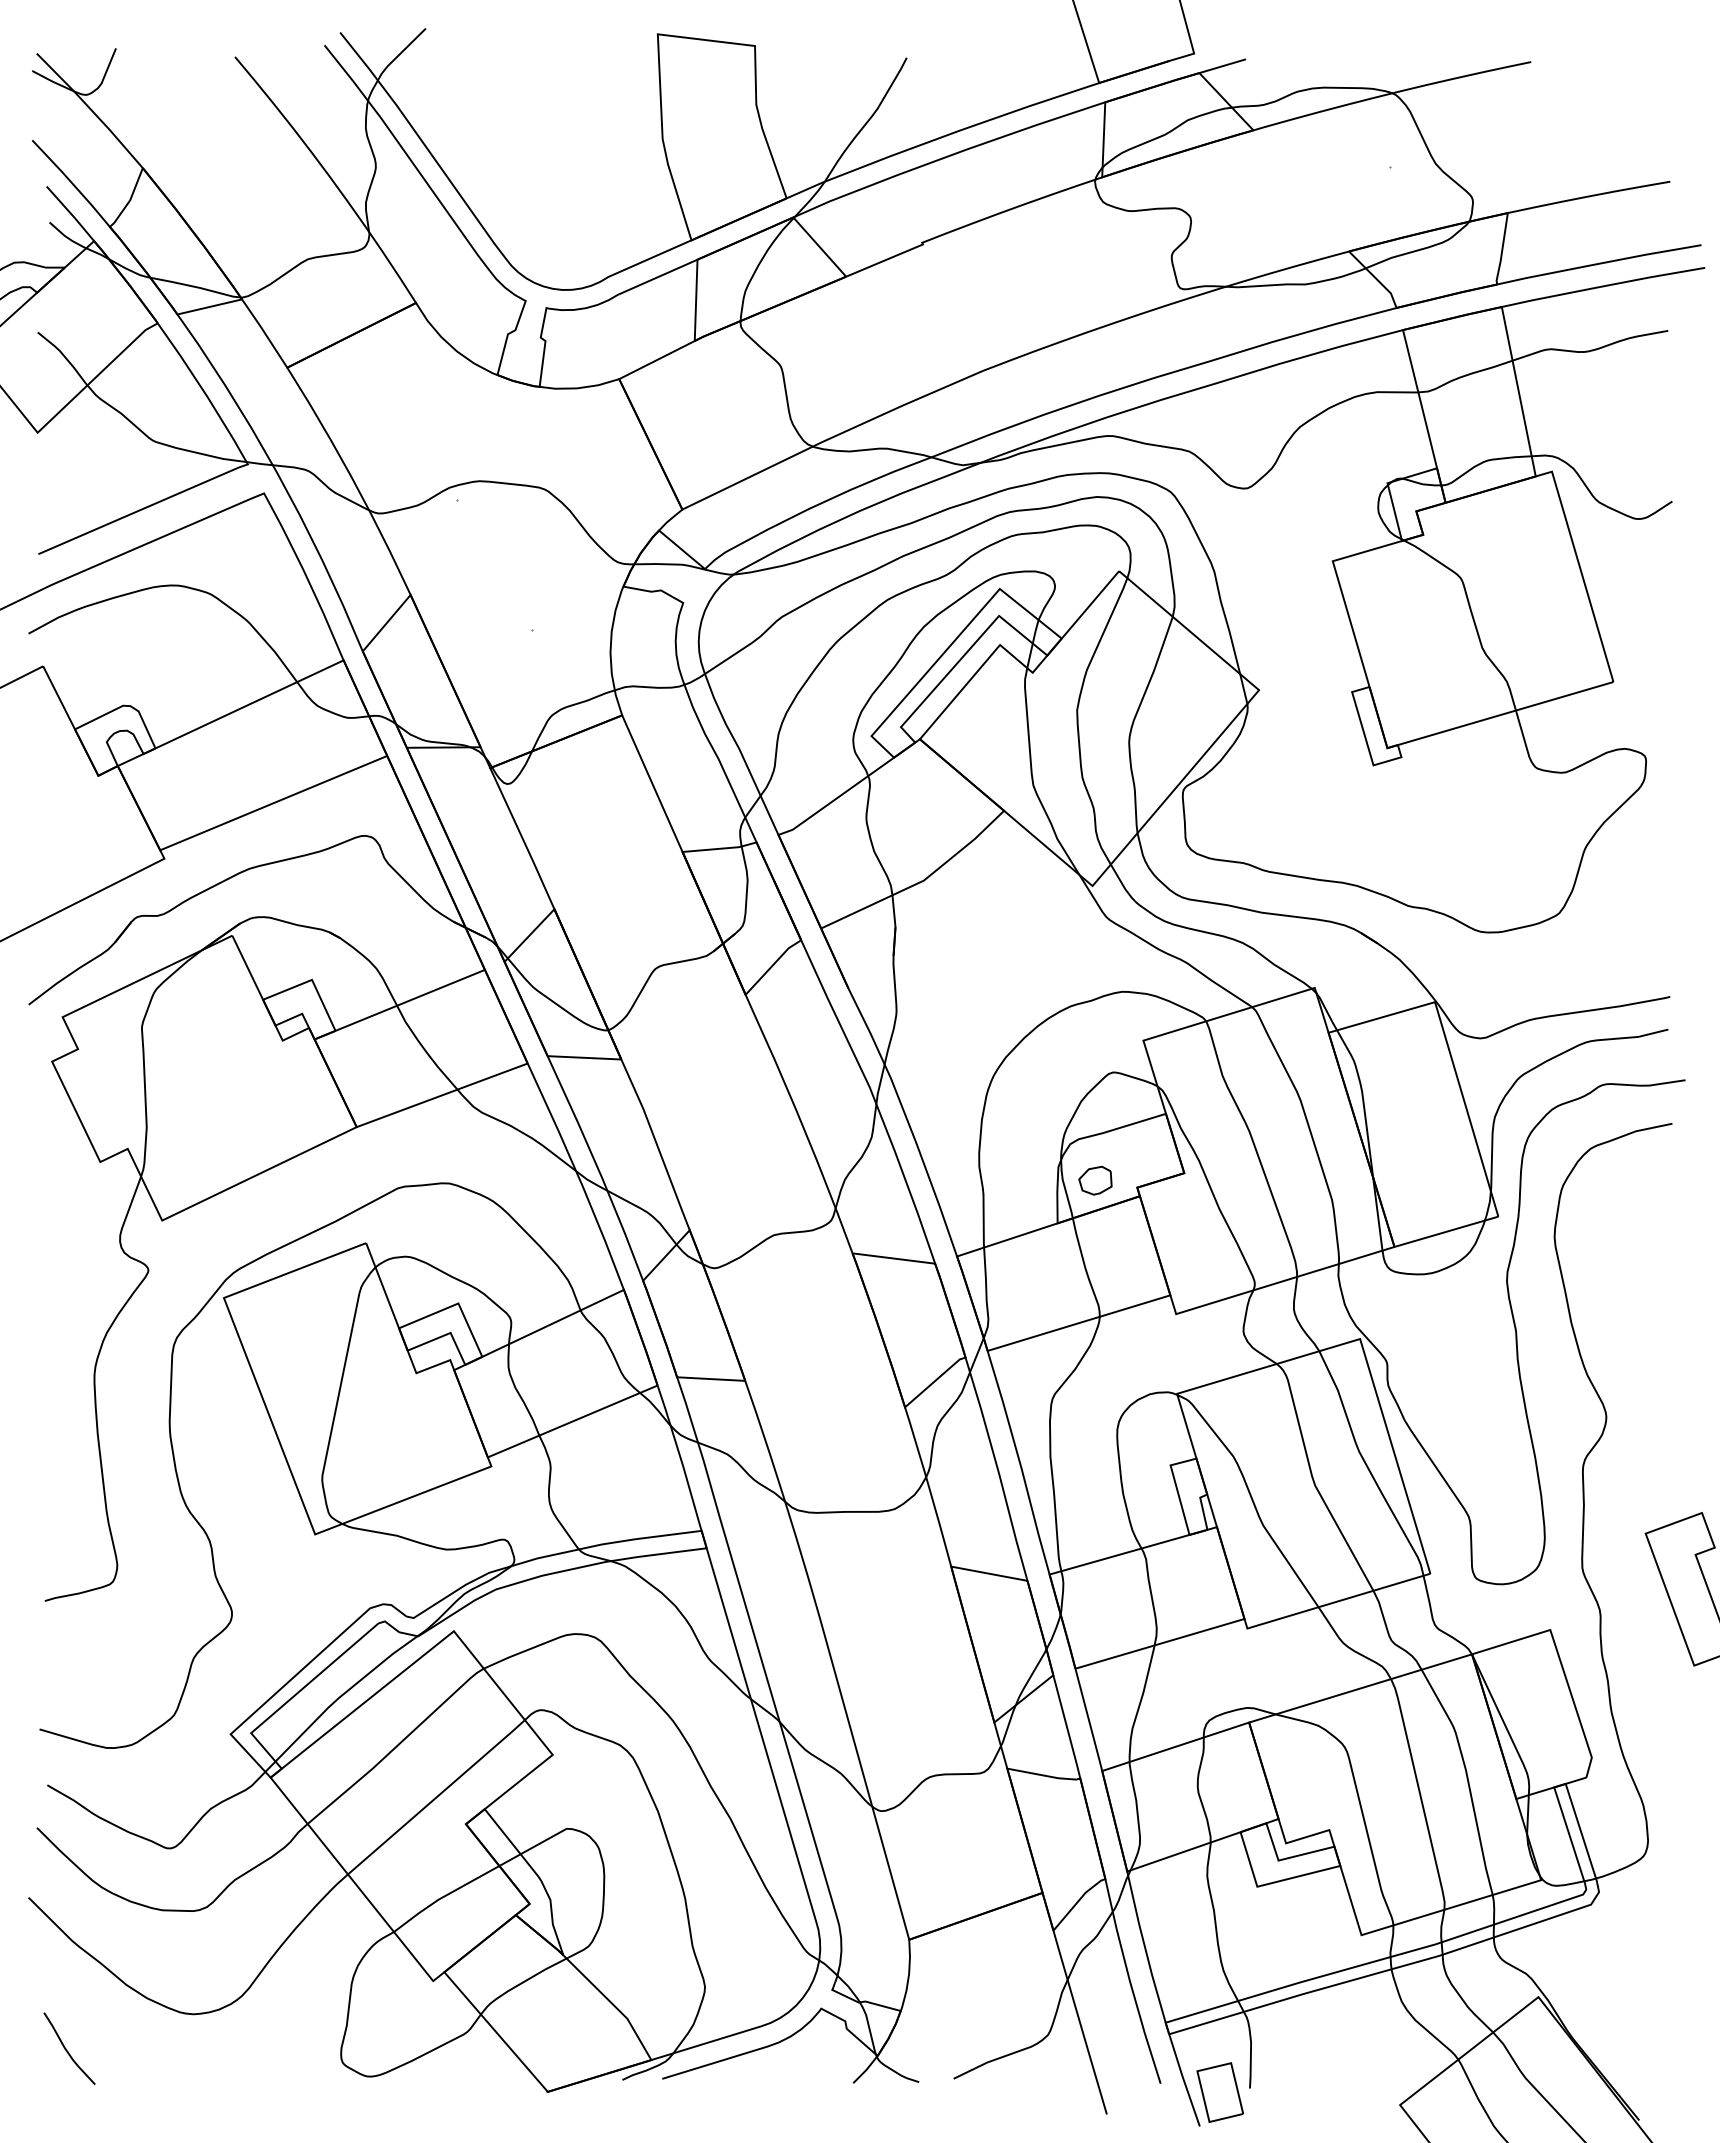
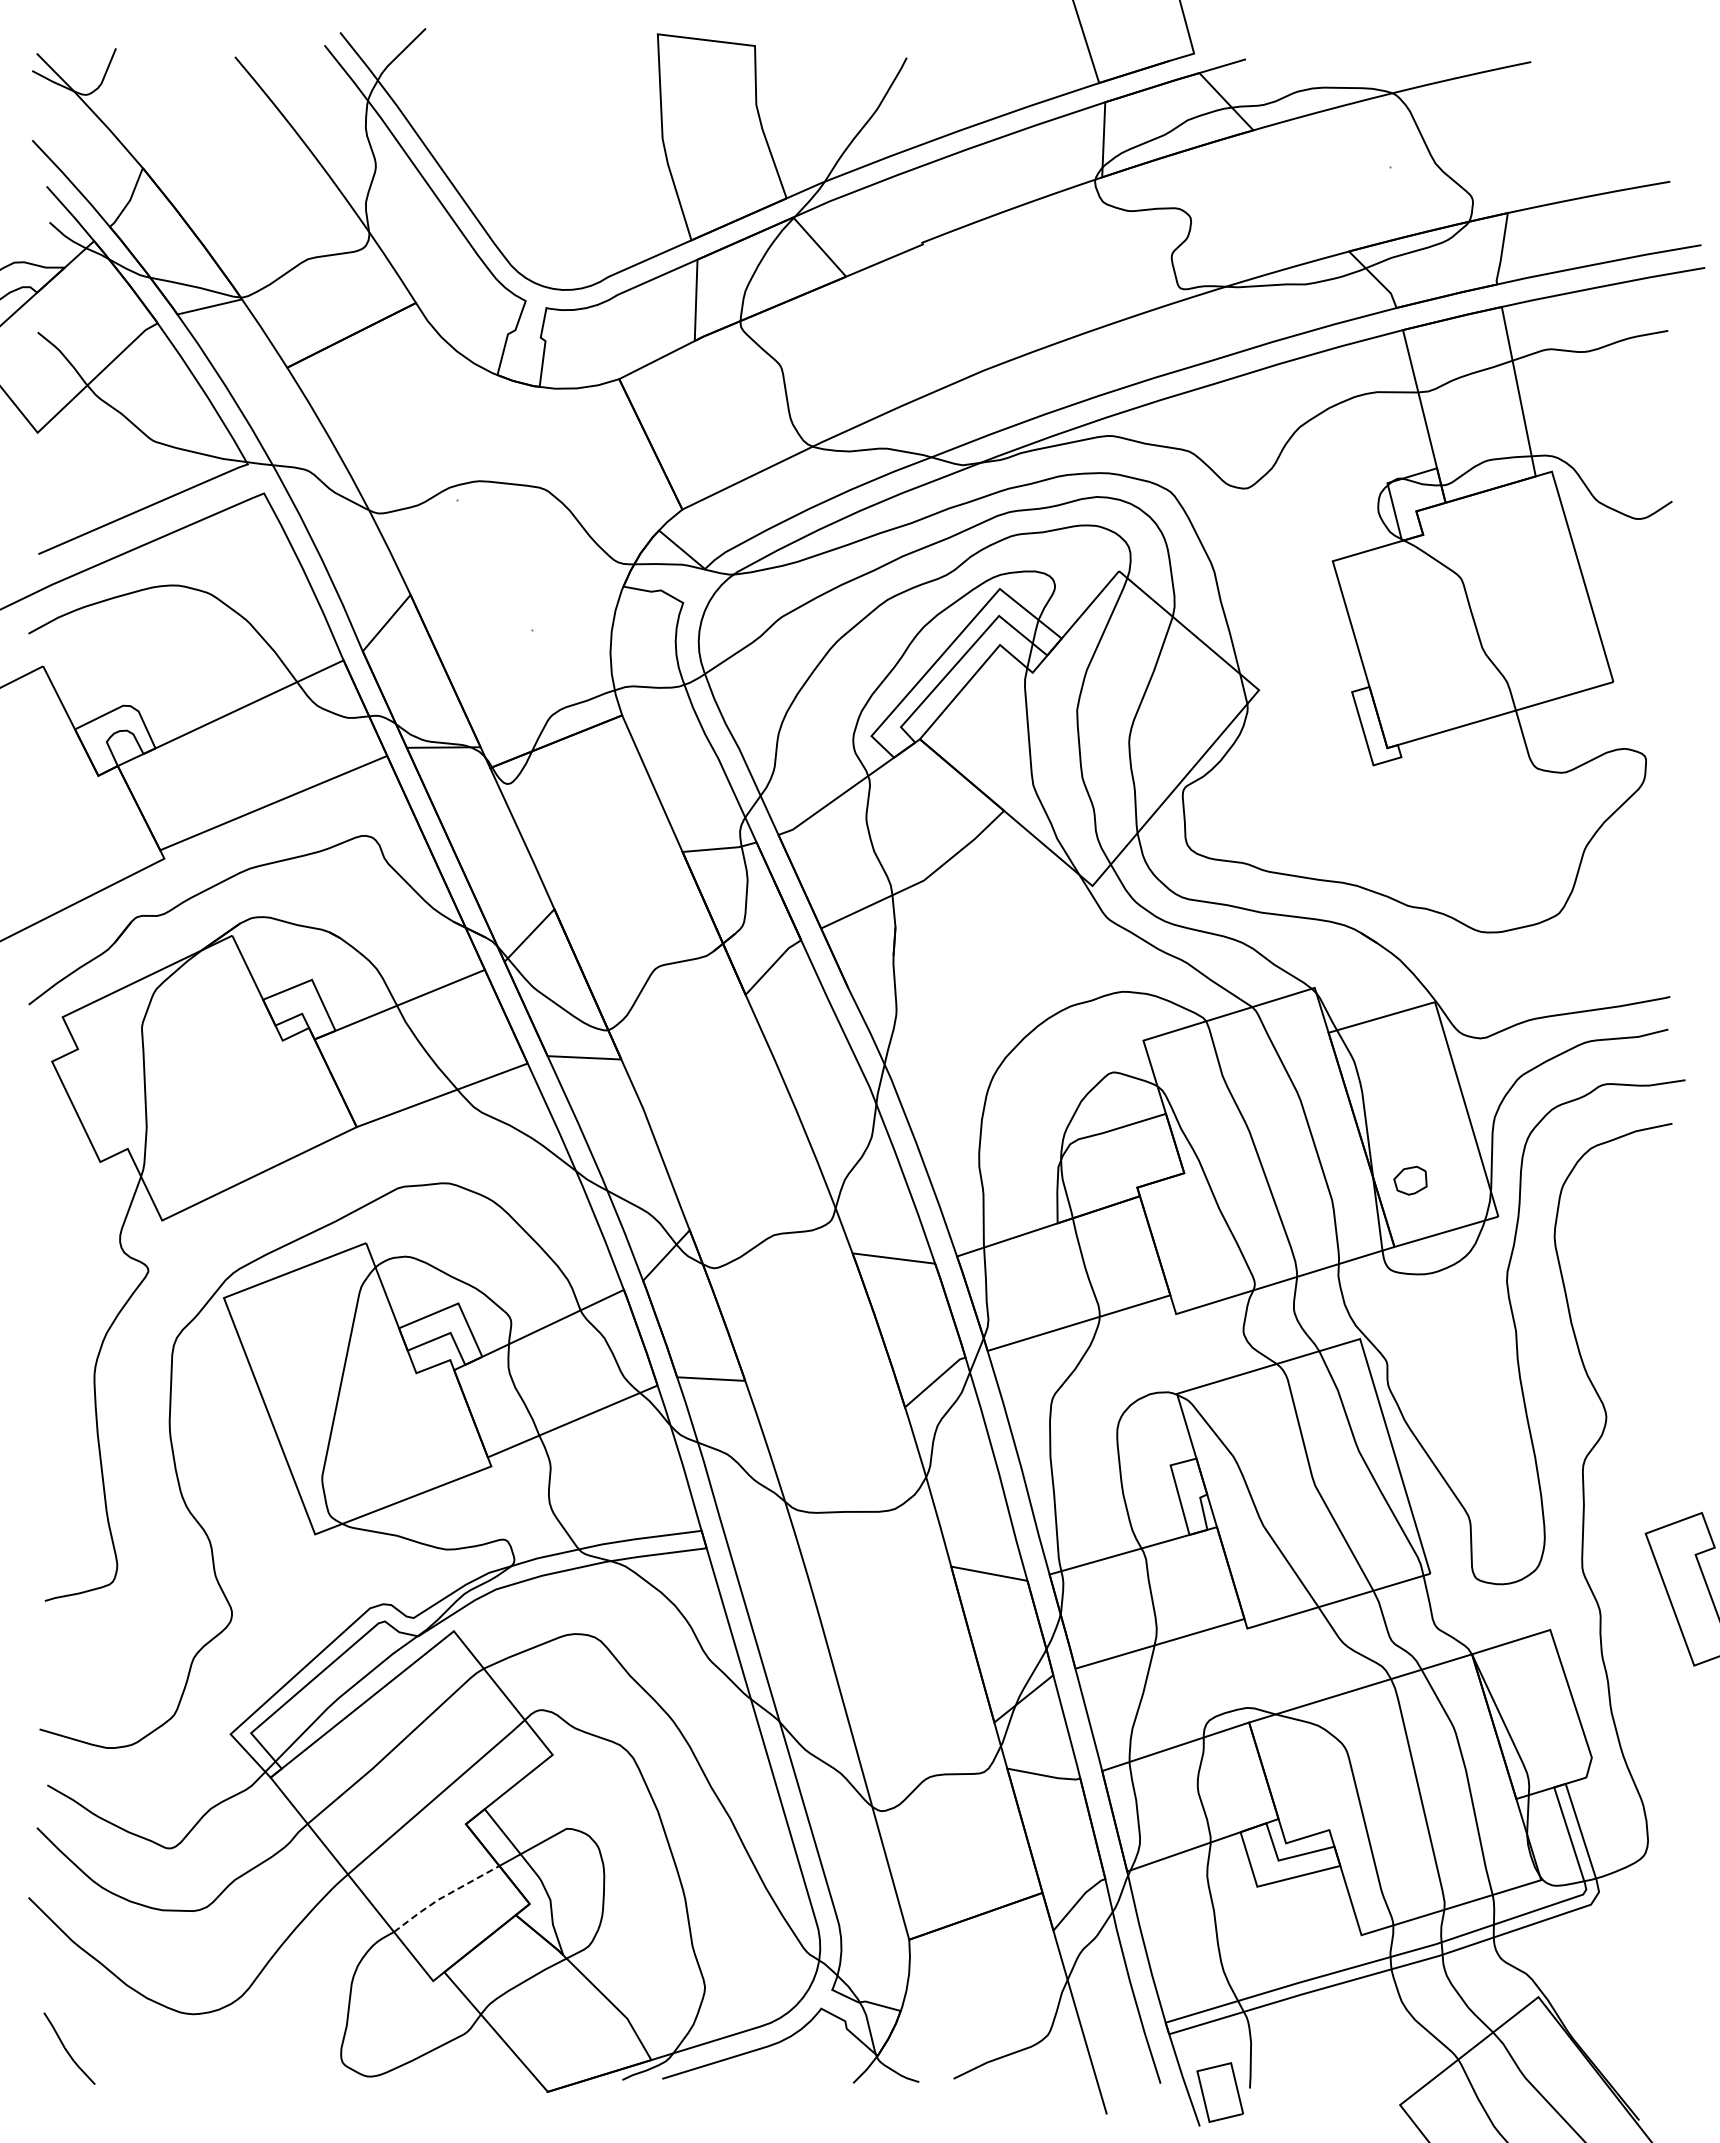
part position: (1095, 1180) -> (1410, 1180) (1410, 1180)
line: solid -> dashed (443, 1896)
